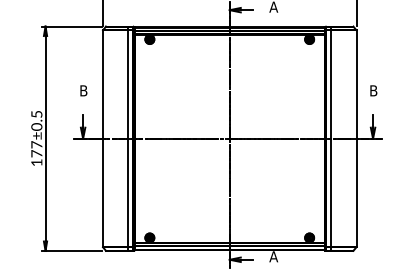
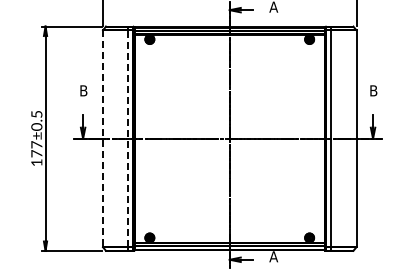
line: solid -> dashed (128, 138)
line: solid -> dashed (102, 139)
